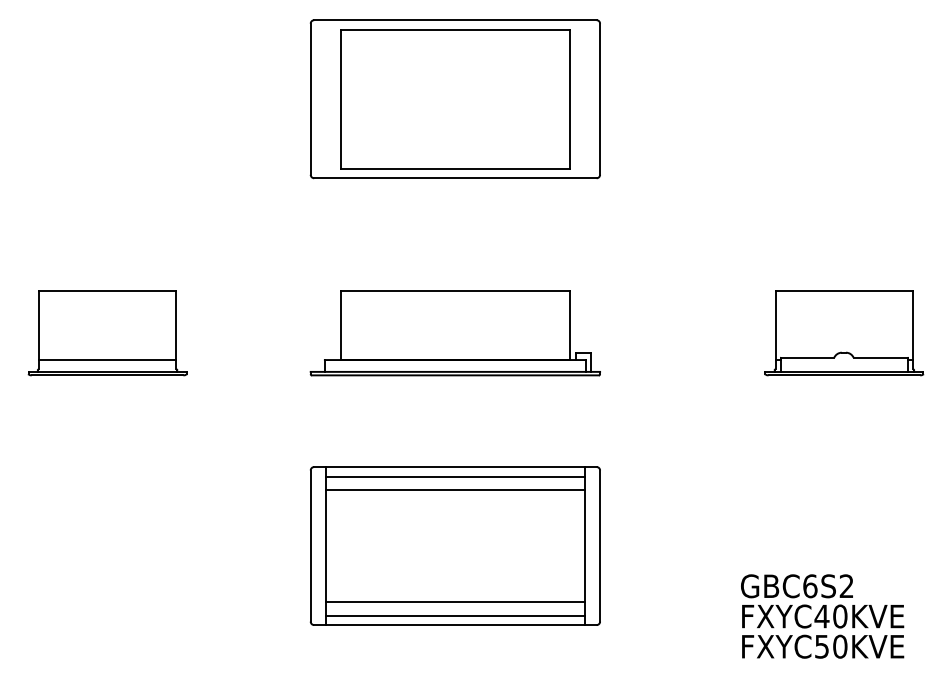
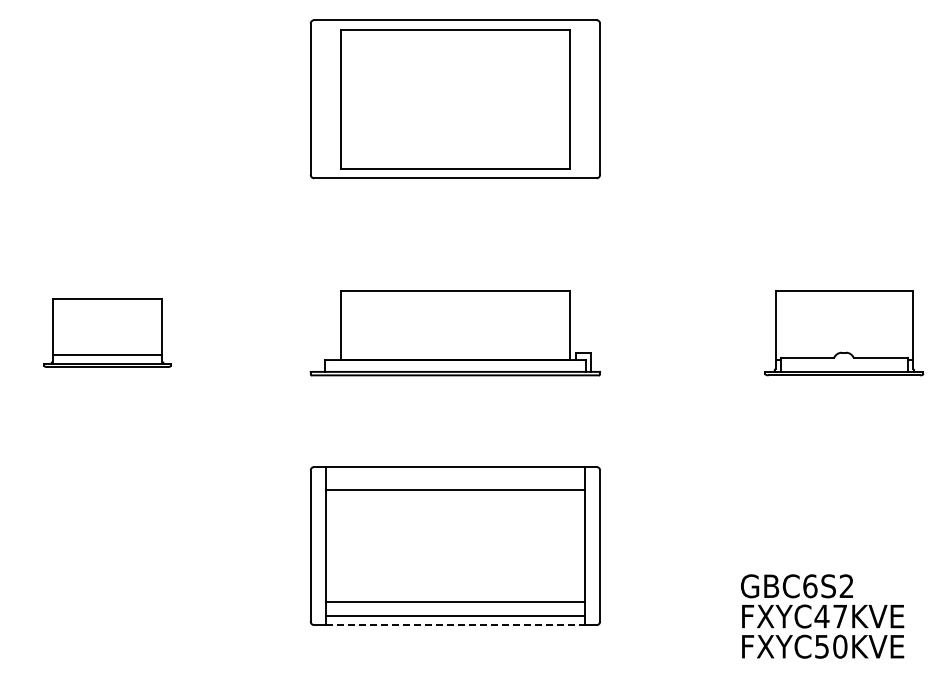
part size: 161x87 px -> 129x70 px (107, 332)
line: present -> none (455, 476)
text: FXYC40KVE -> FXYC47KVE (840, 616)
line: solid -> dashed (455, 625)
